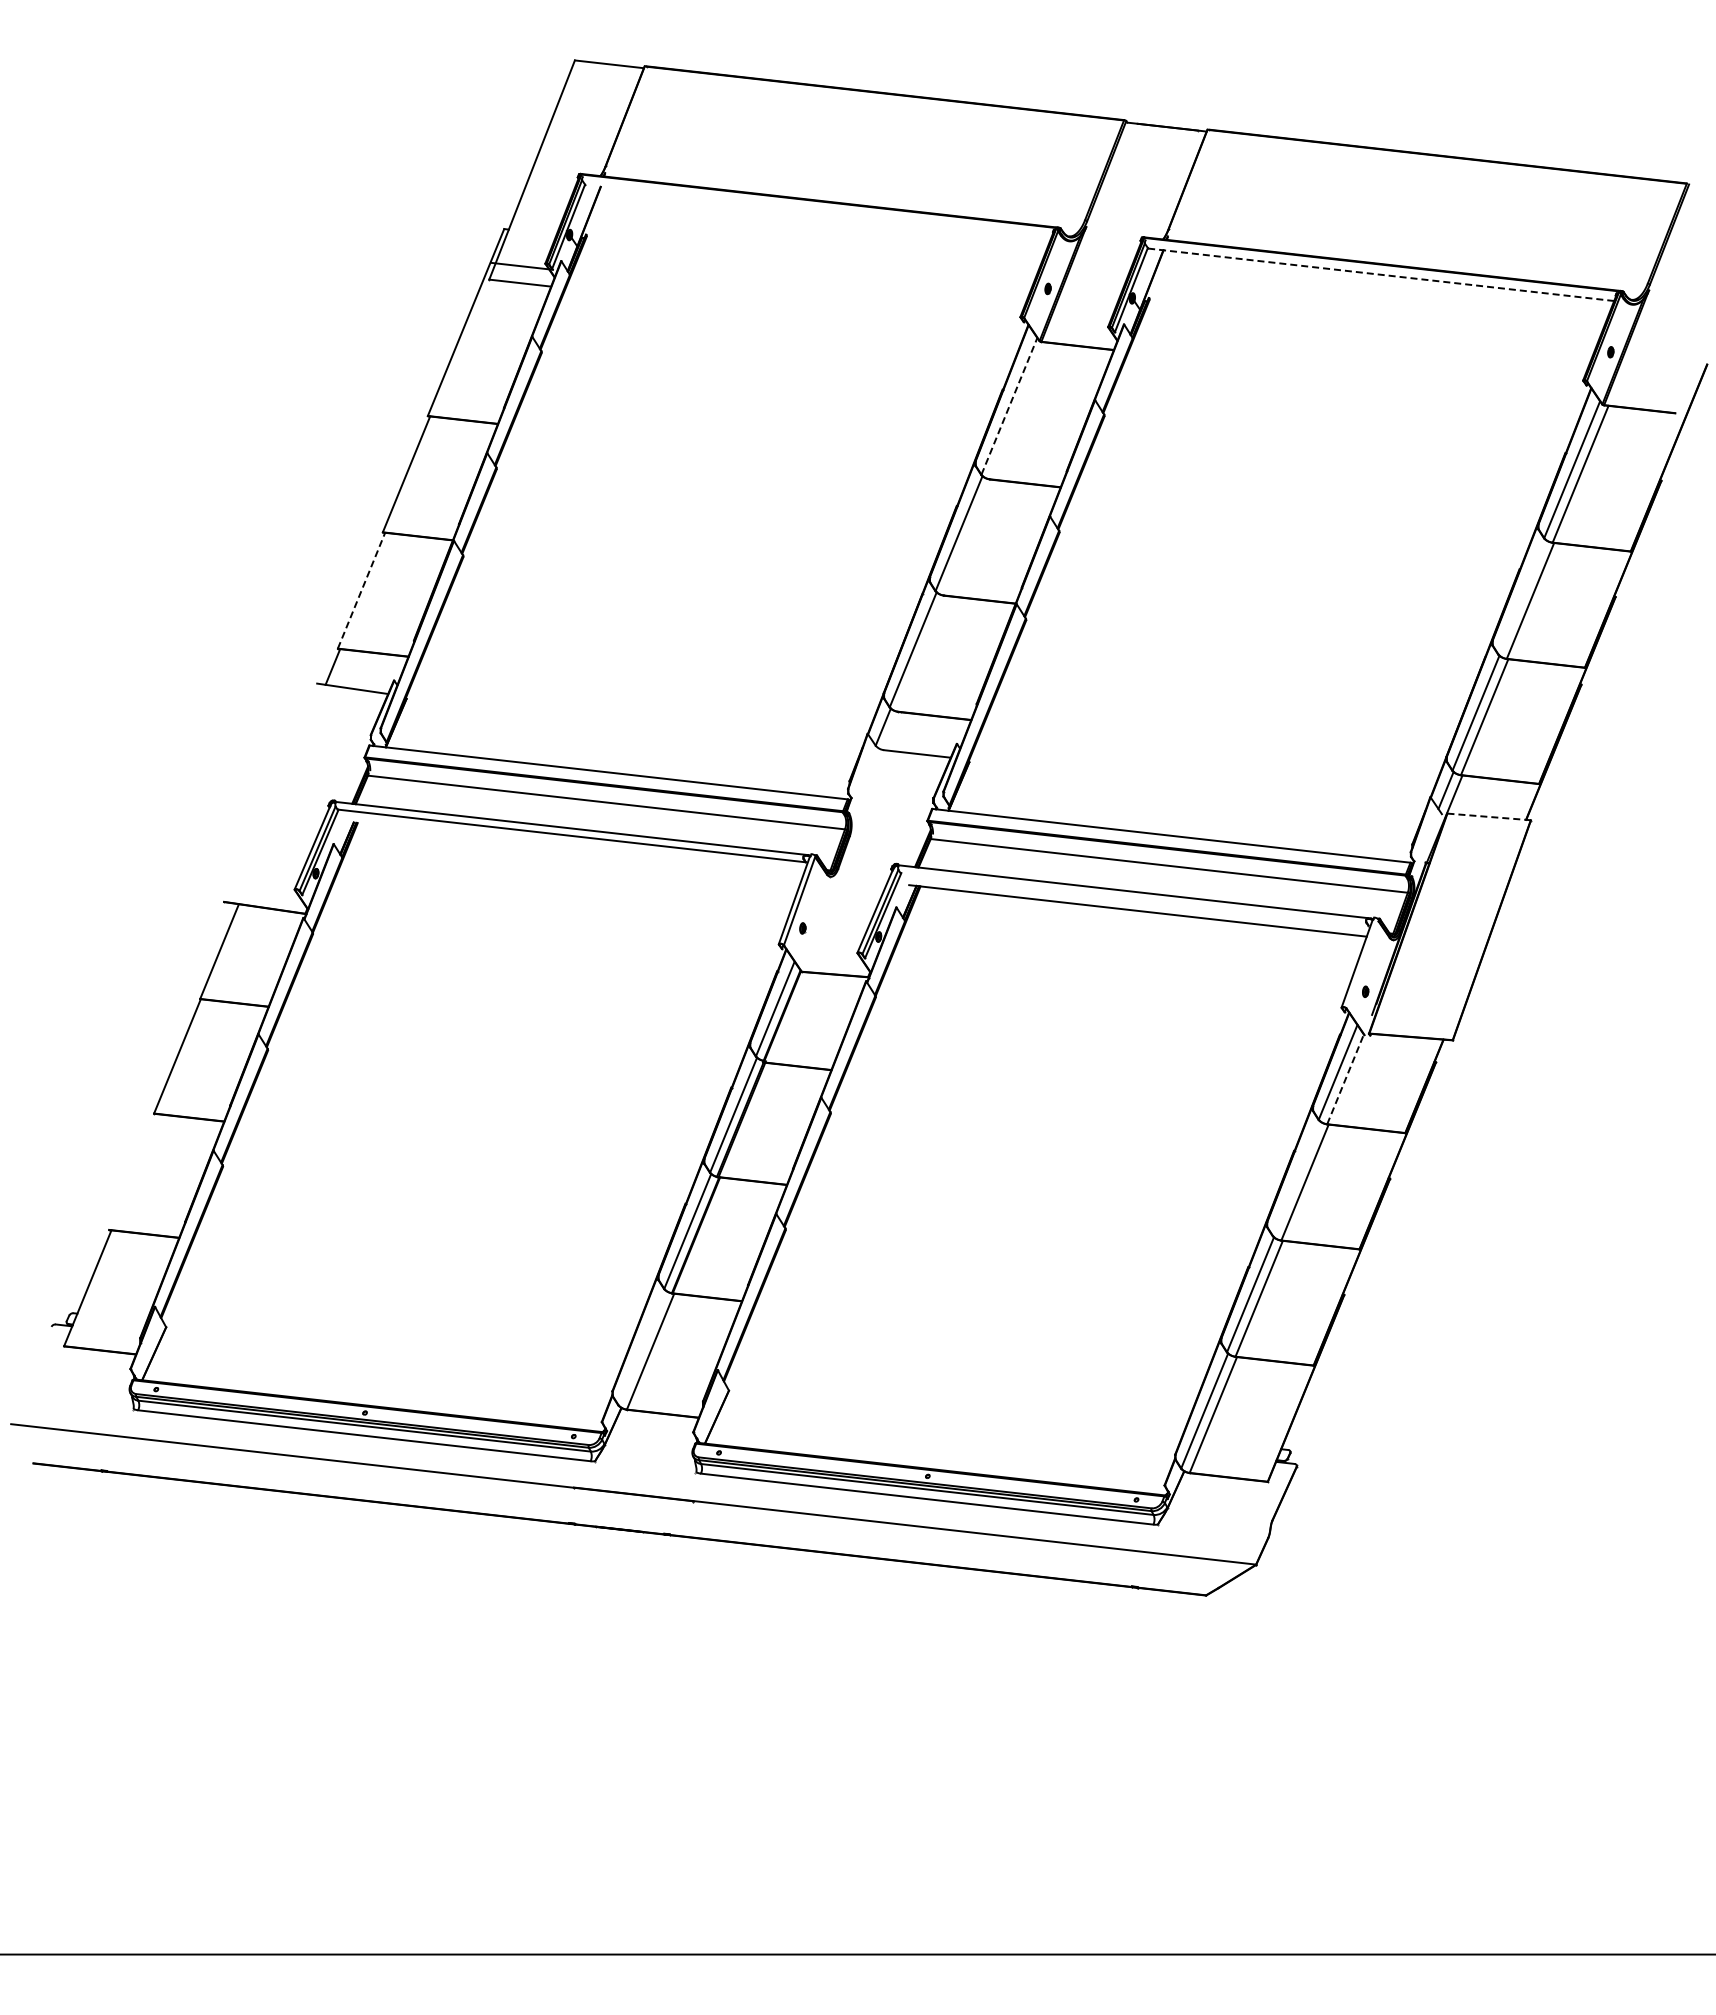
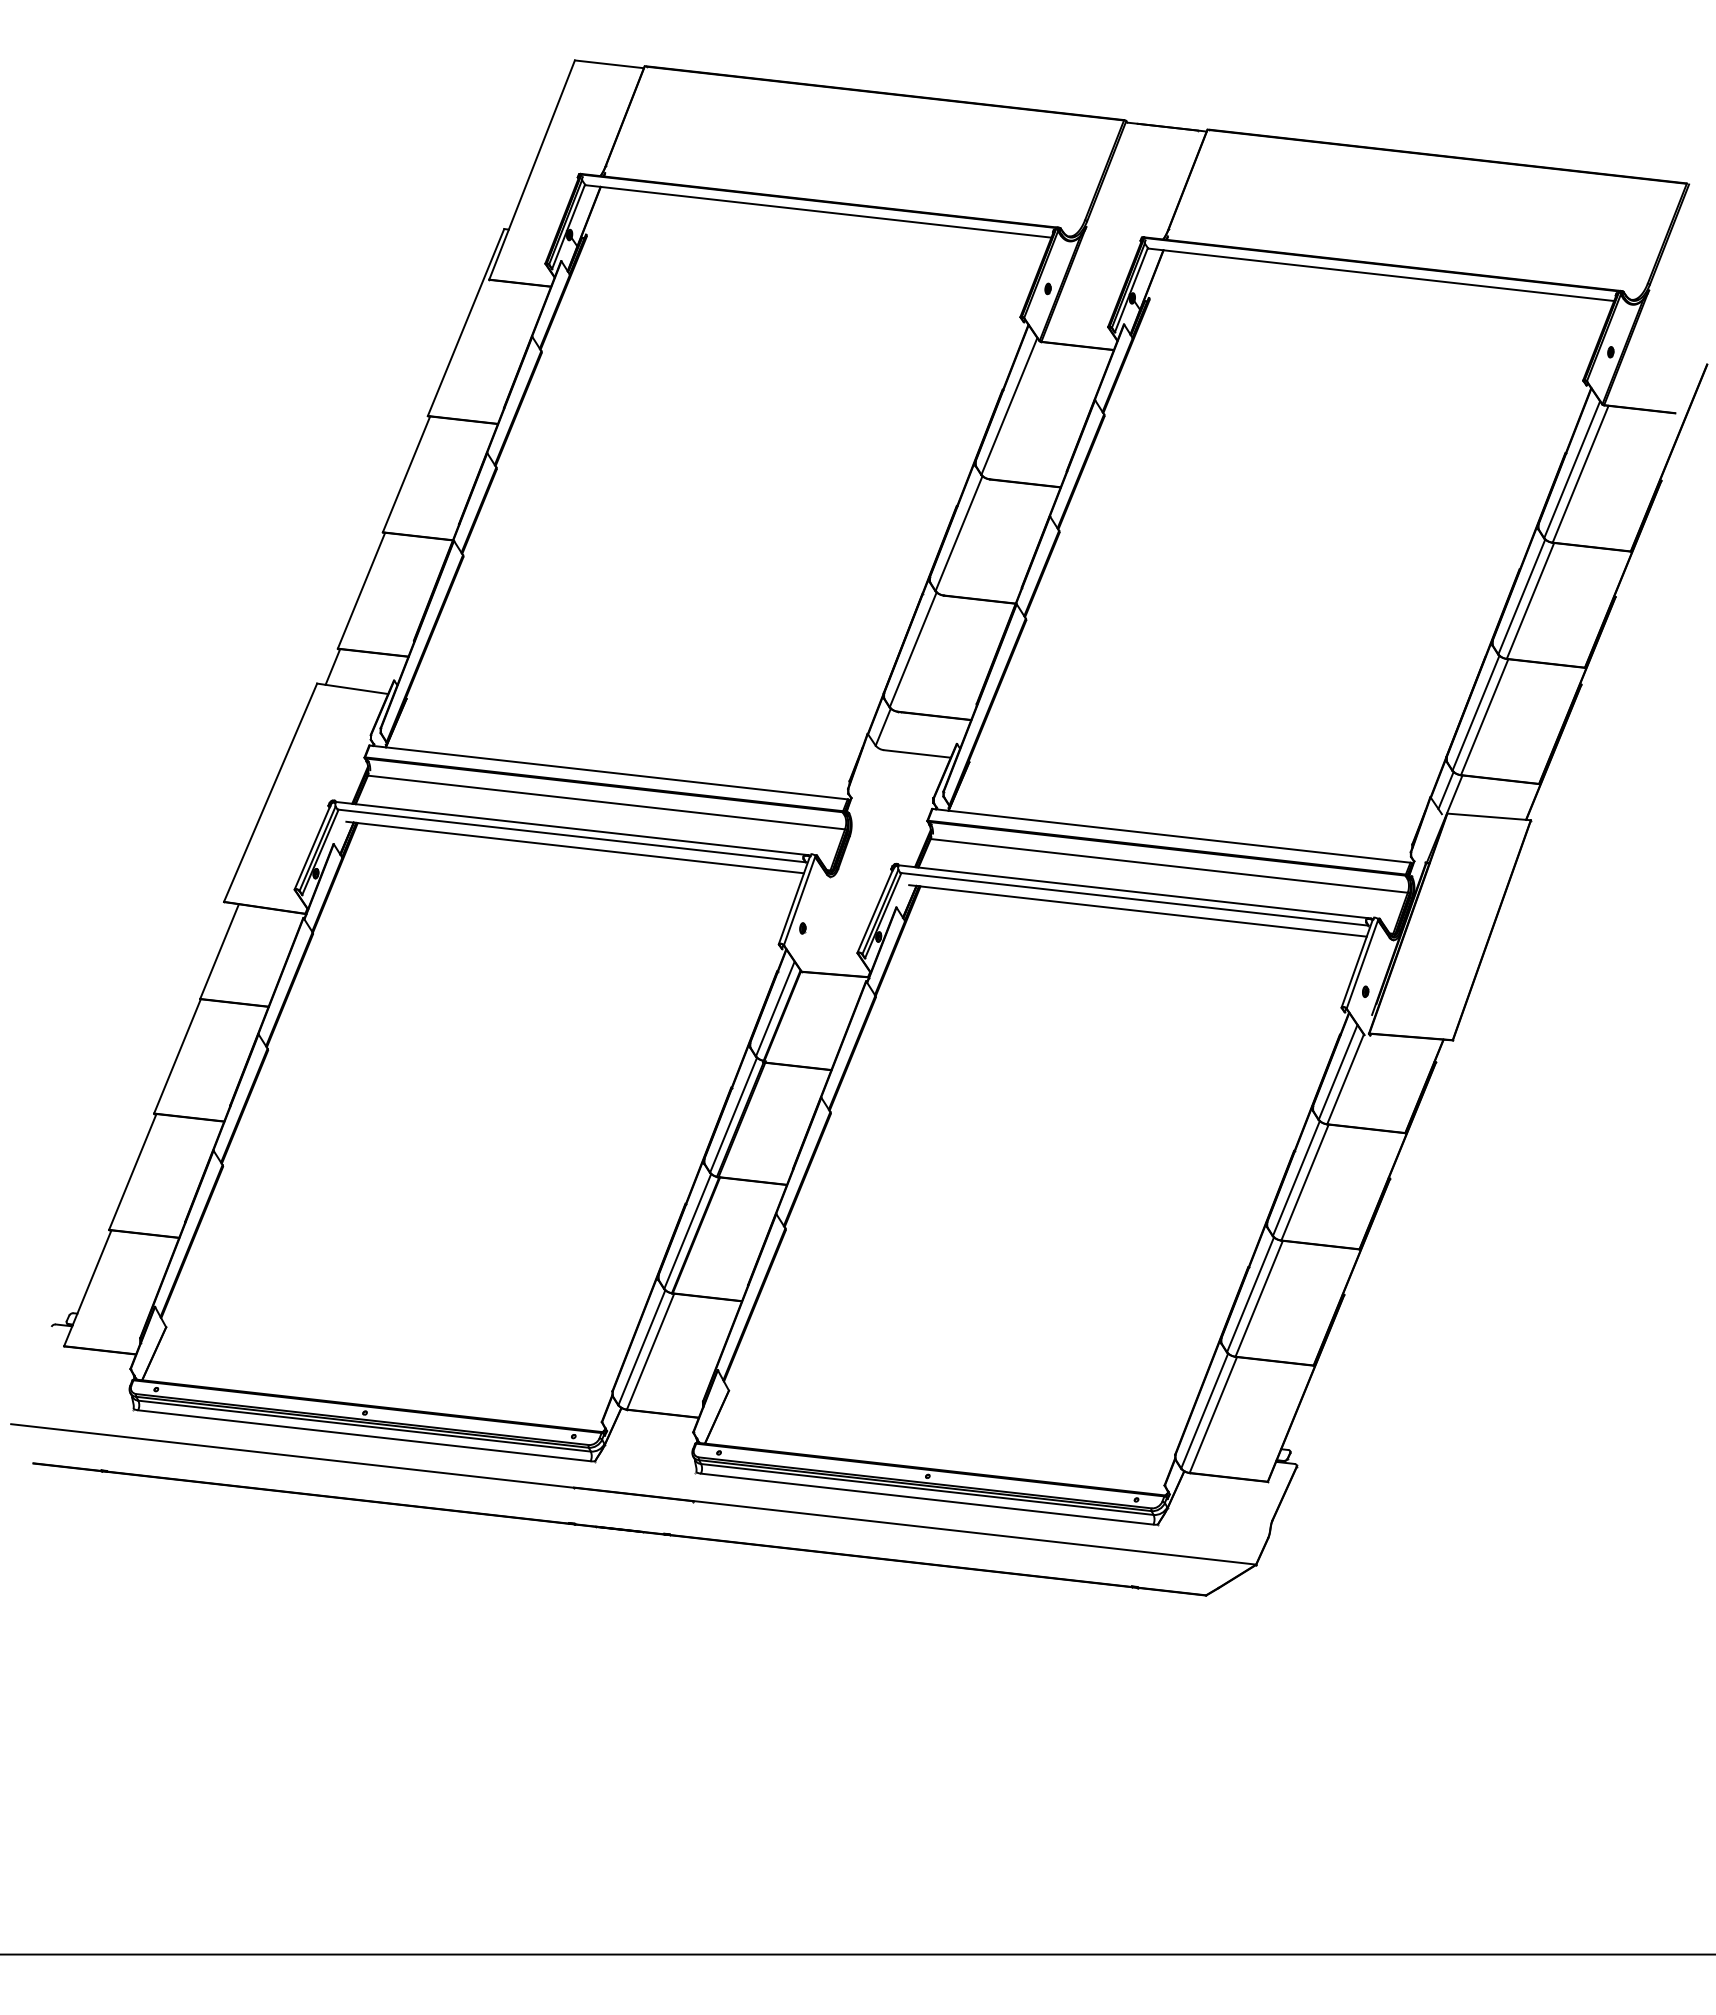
line: none -> present (818, 211)
line position: (522, 265) -> (520, 282) (520, 282)
line: dashed -> solid (1380, 274)
line: dashed -> solid (1009, 406)
line: dashed -> solid (361, 590)
line: none -> present (1521, 596)
line: none -> present (270, 792)
line: dashed -> solid (1489, 816)
line: none -> present (574, 847)
line: none -> present (1134, 898)
line: none -> present (1362, 963)
line: dashed -> solid (1345, 1078)
line: none -> present (132, 1171)
line: none -> present (1295, 1178)
line: none -> present (641, 1347)
